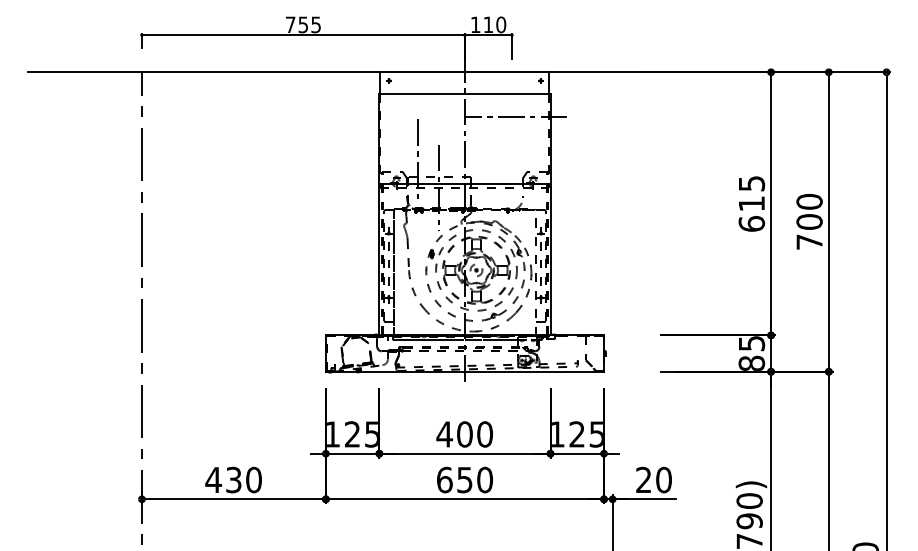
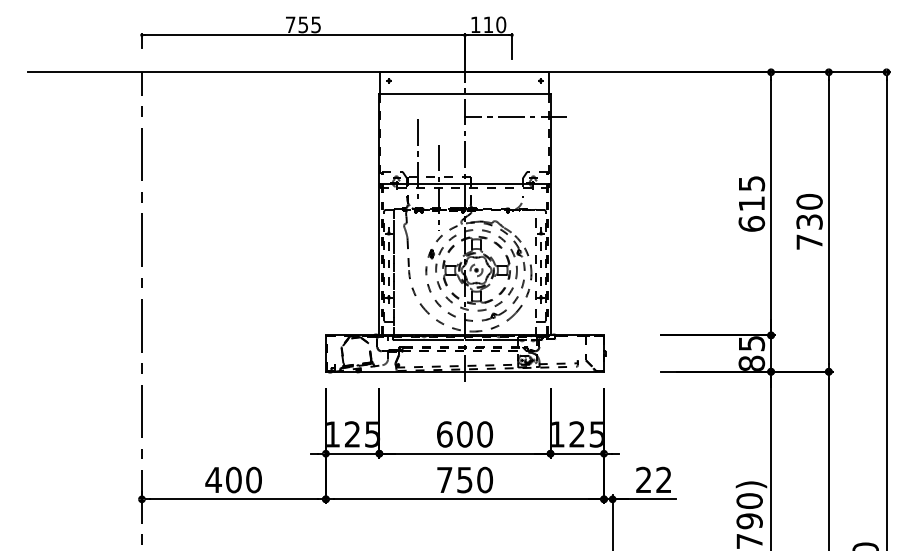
text: 700 -> 730 (809, 221)
text: 400 -> 600 (444, 434)
text: 430 -> 400 (233, 479)
text: 650 -> 750 (444, 479)
text: 20 -> 22 (663, 479)
